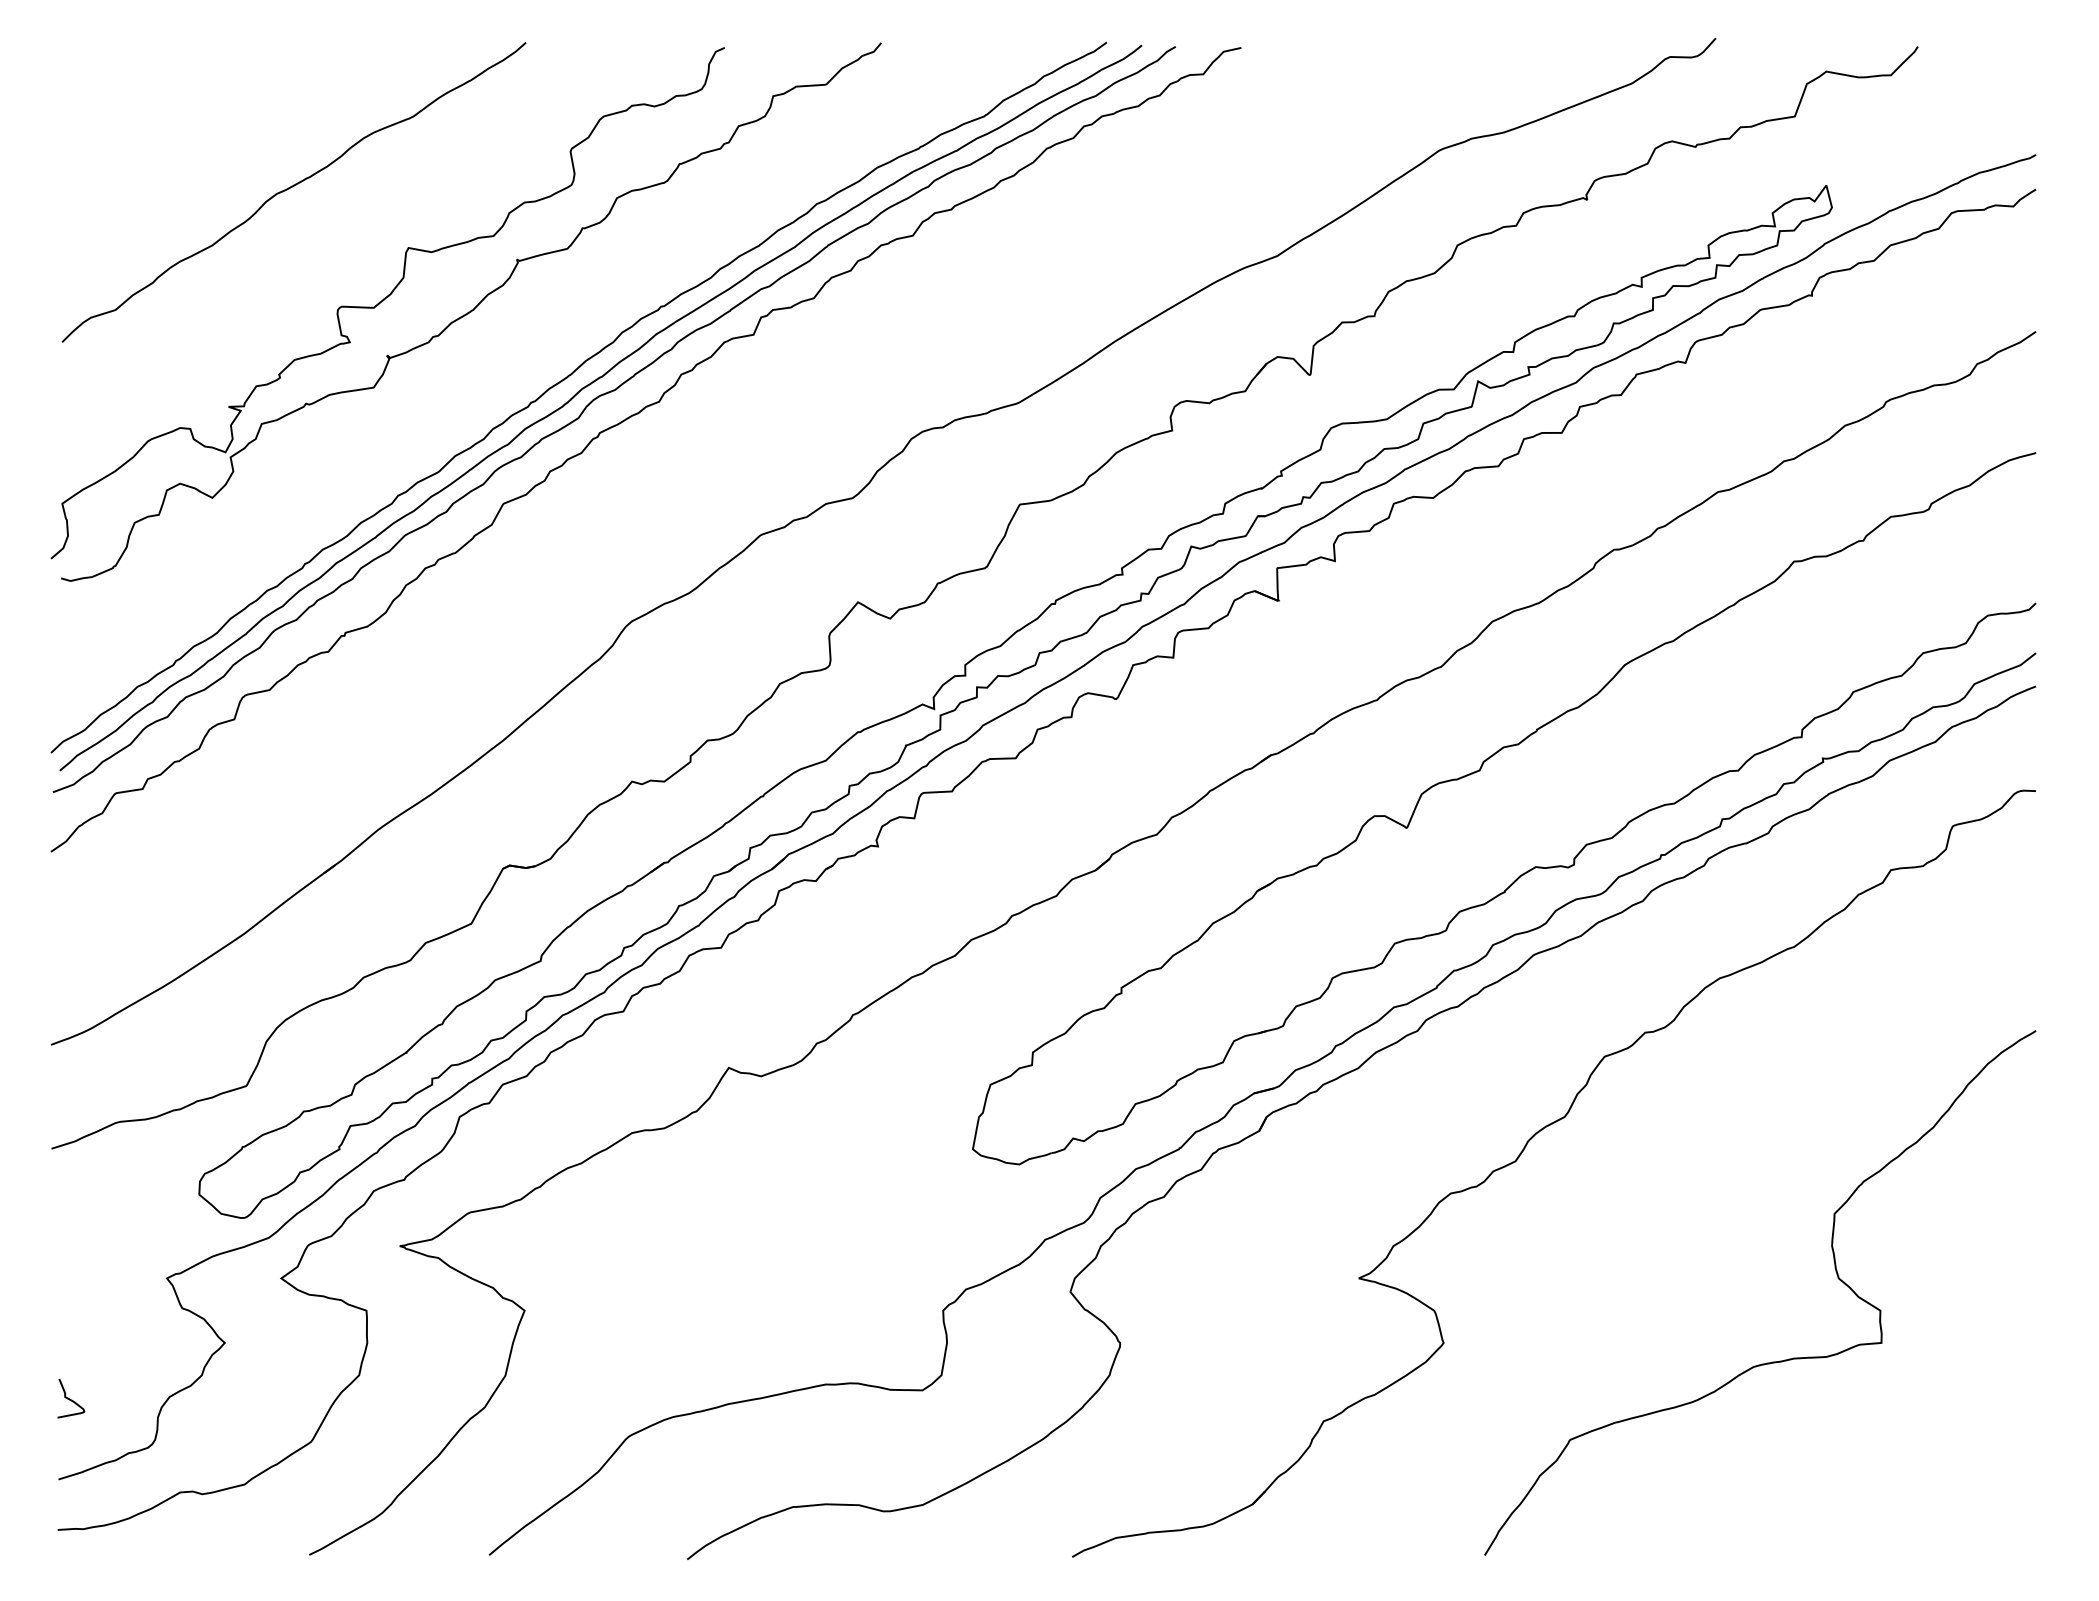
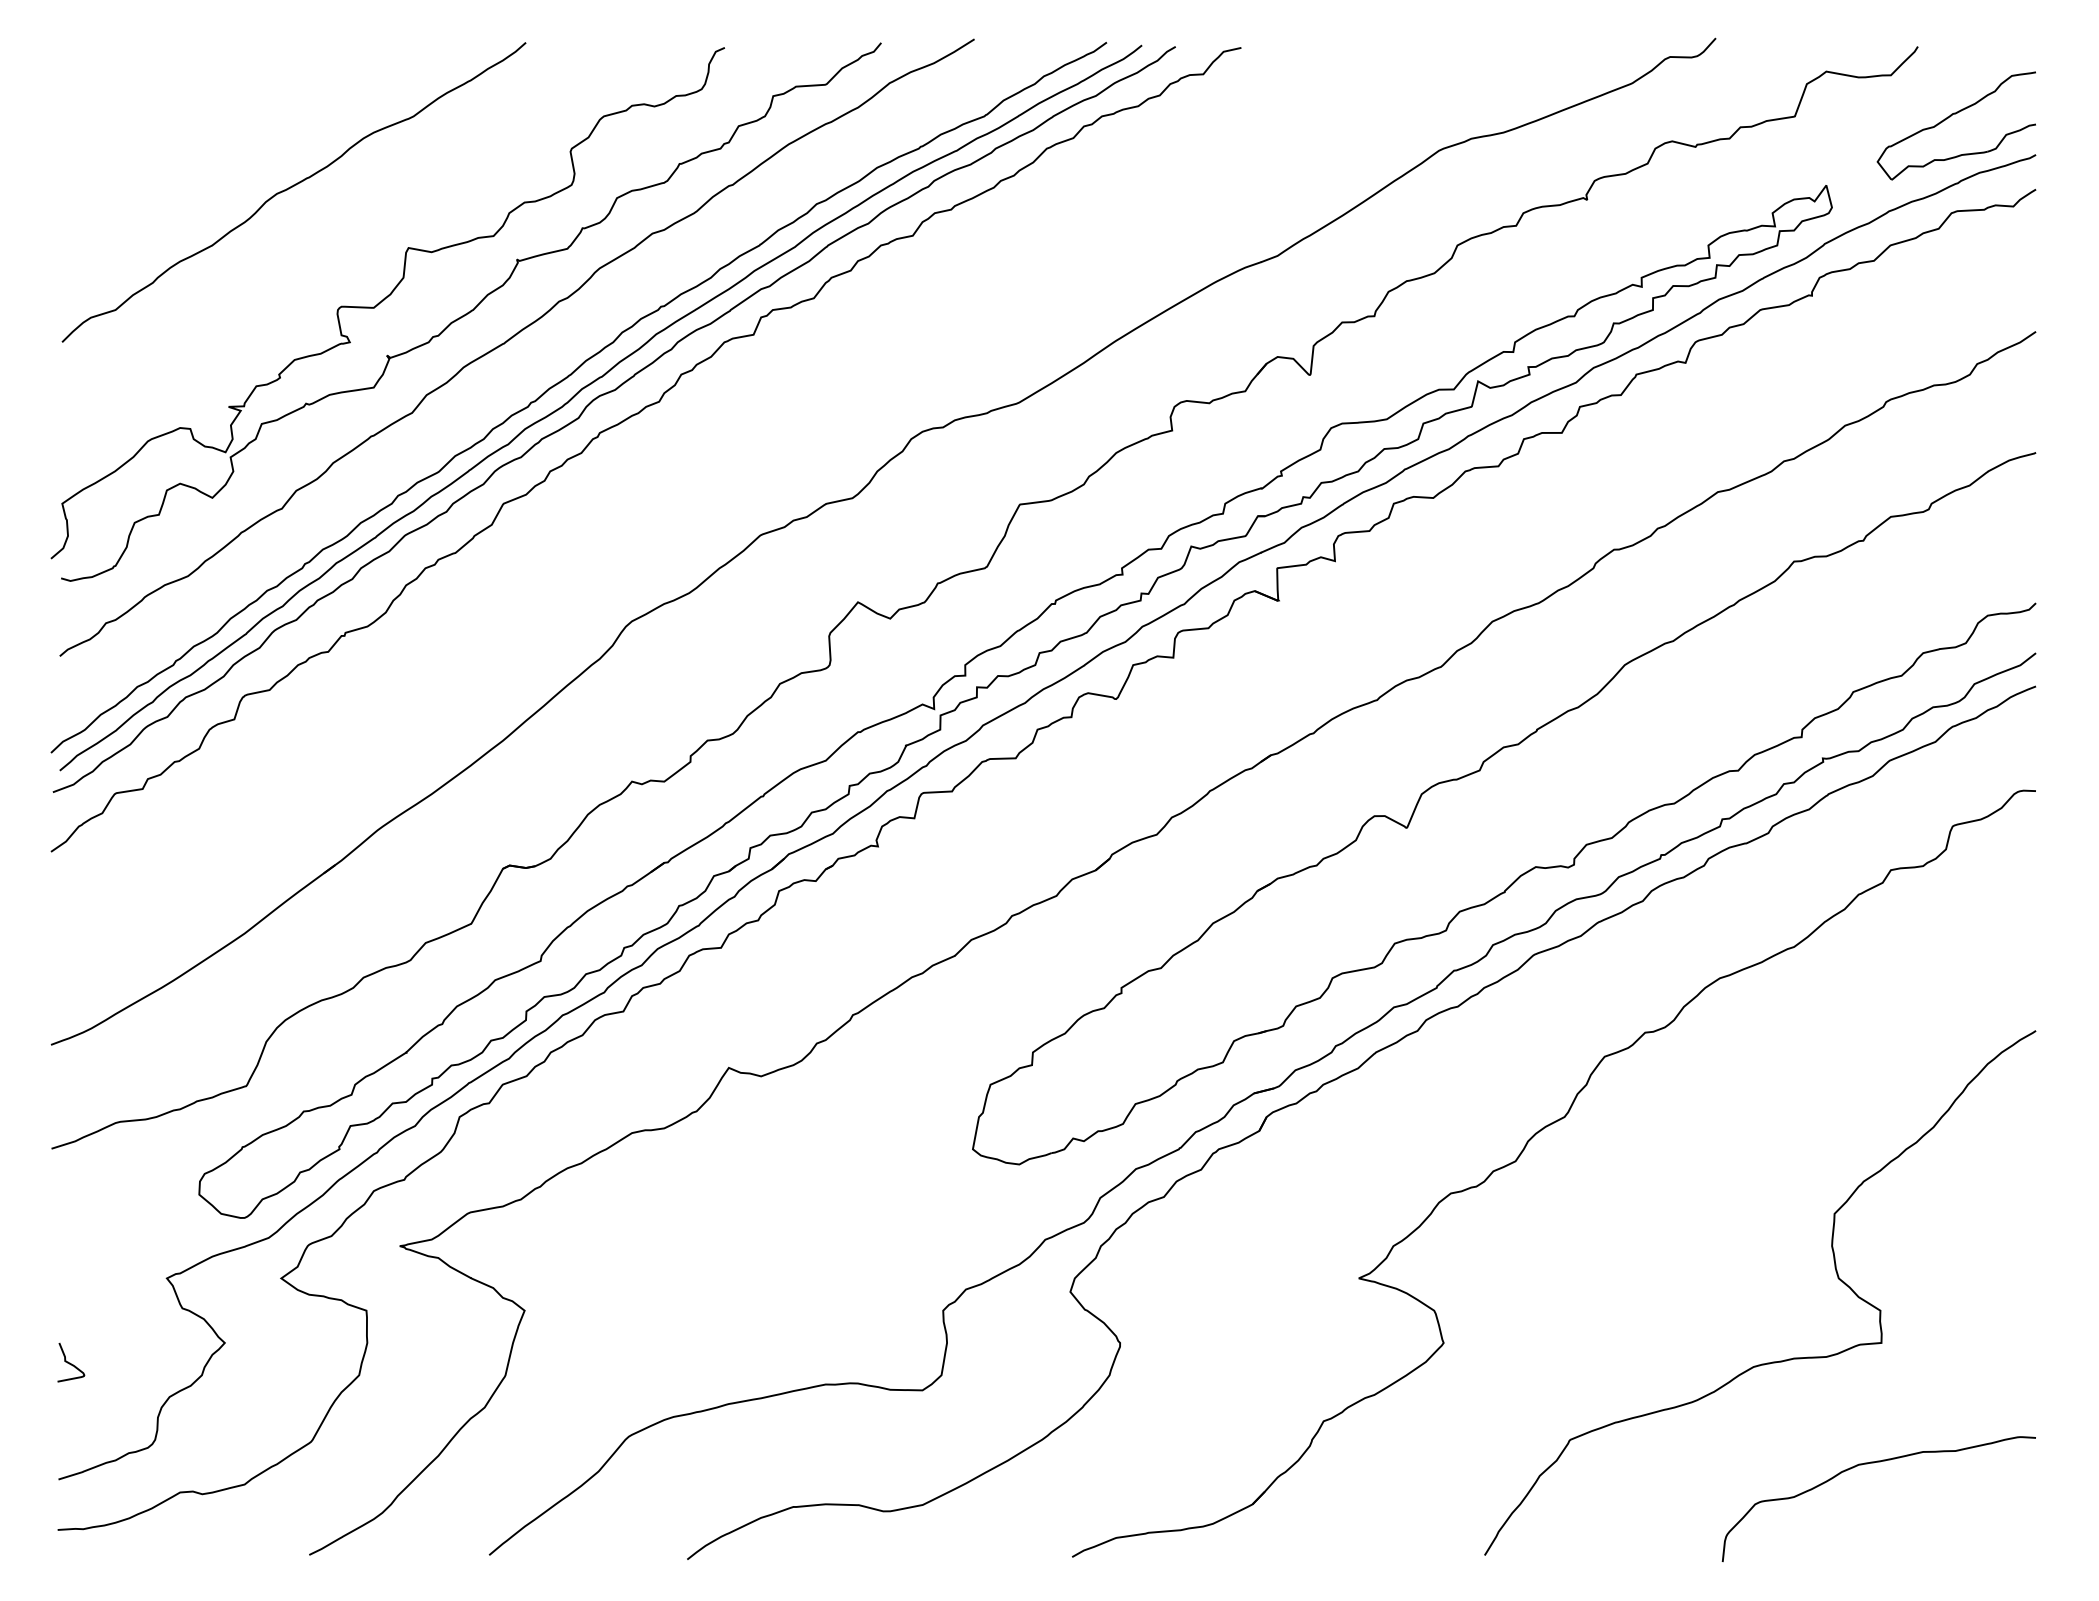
part: none -> present (1950, 117)
curve: none -> present (511, 339)
curve position: (70, 1398) -> (70, 1362) (70, 1362)
curve: none -> present (1874, 1463)
